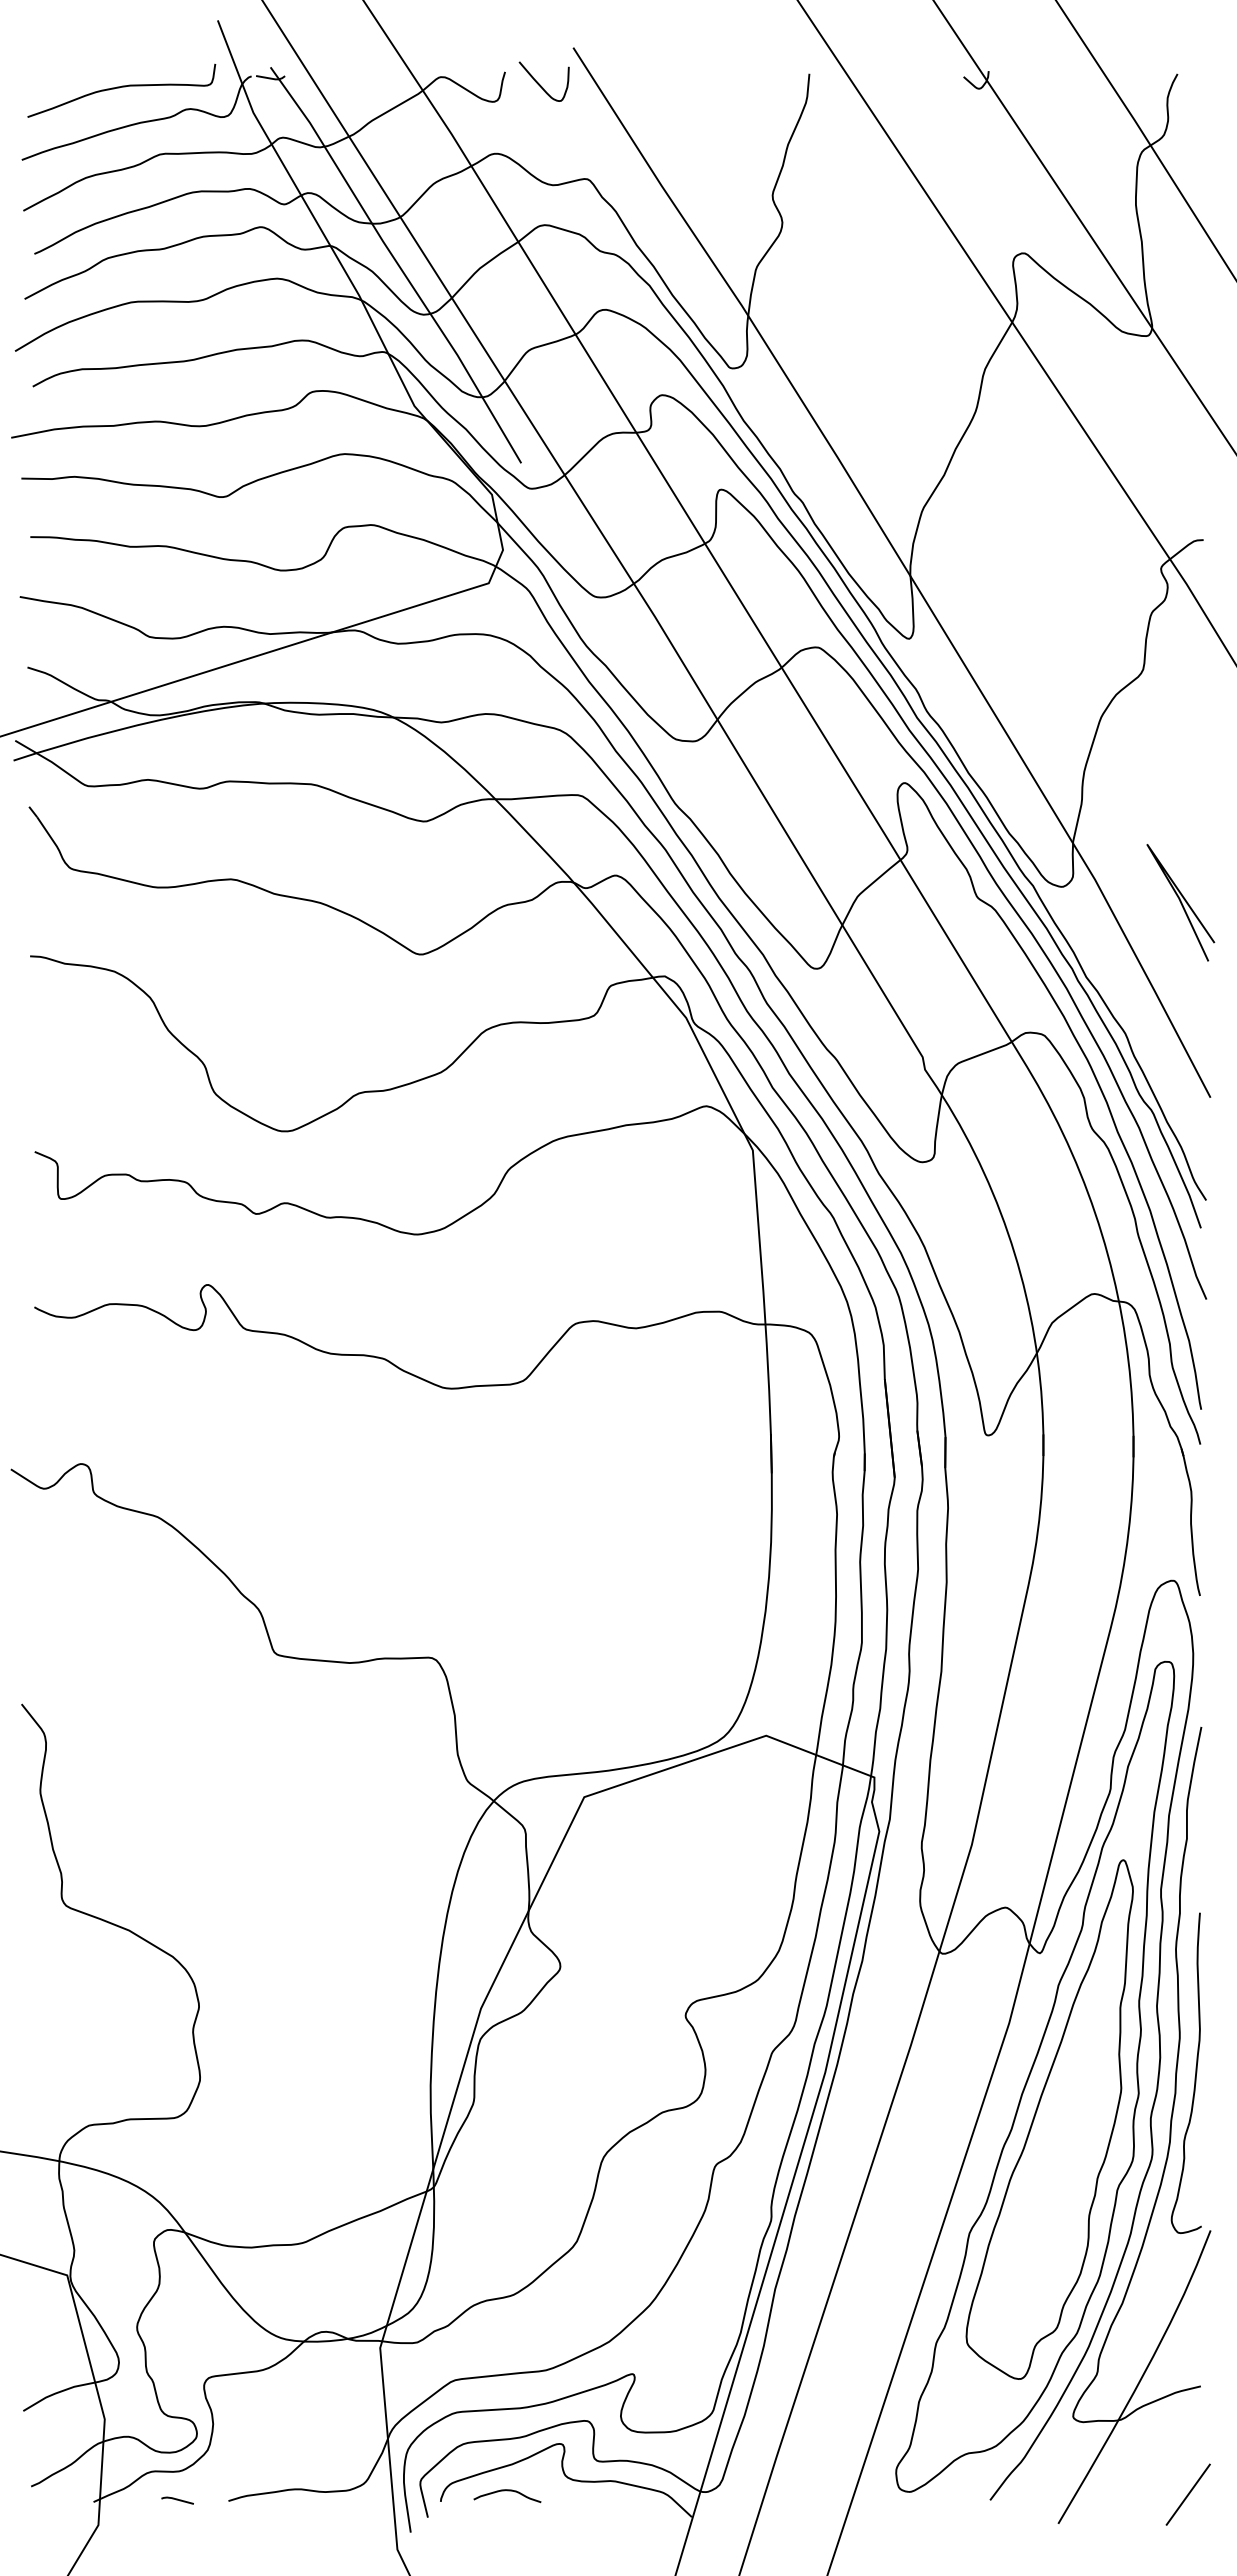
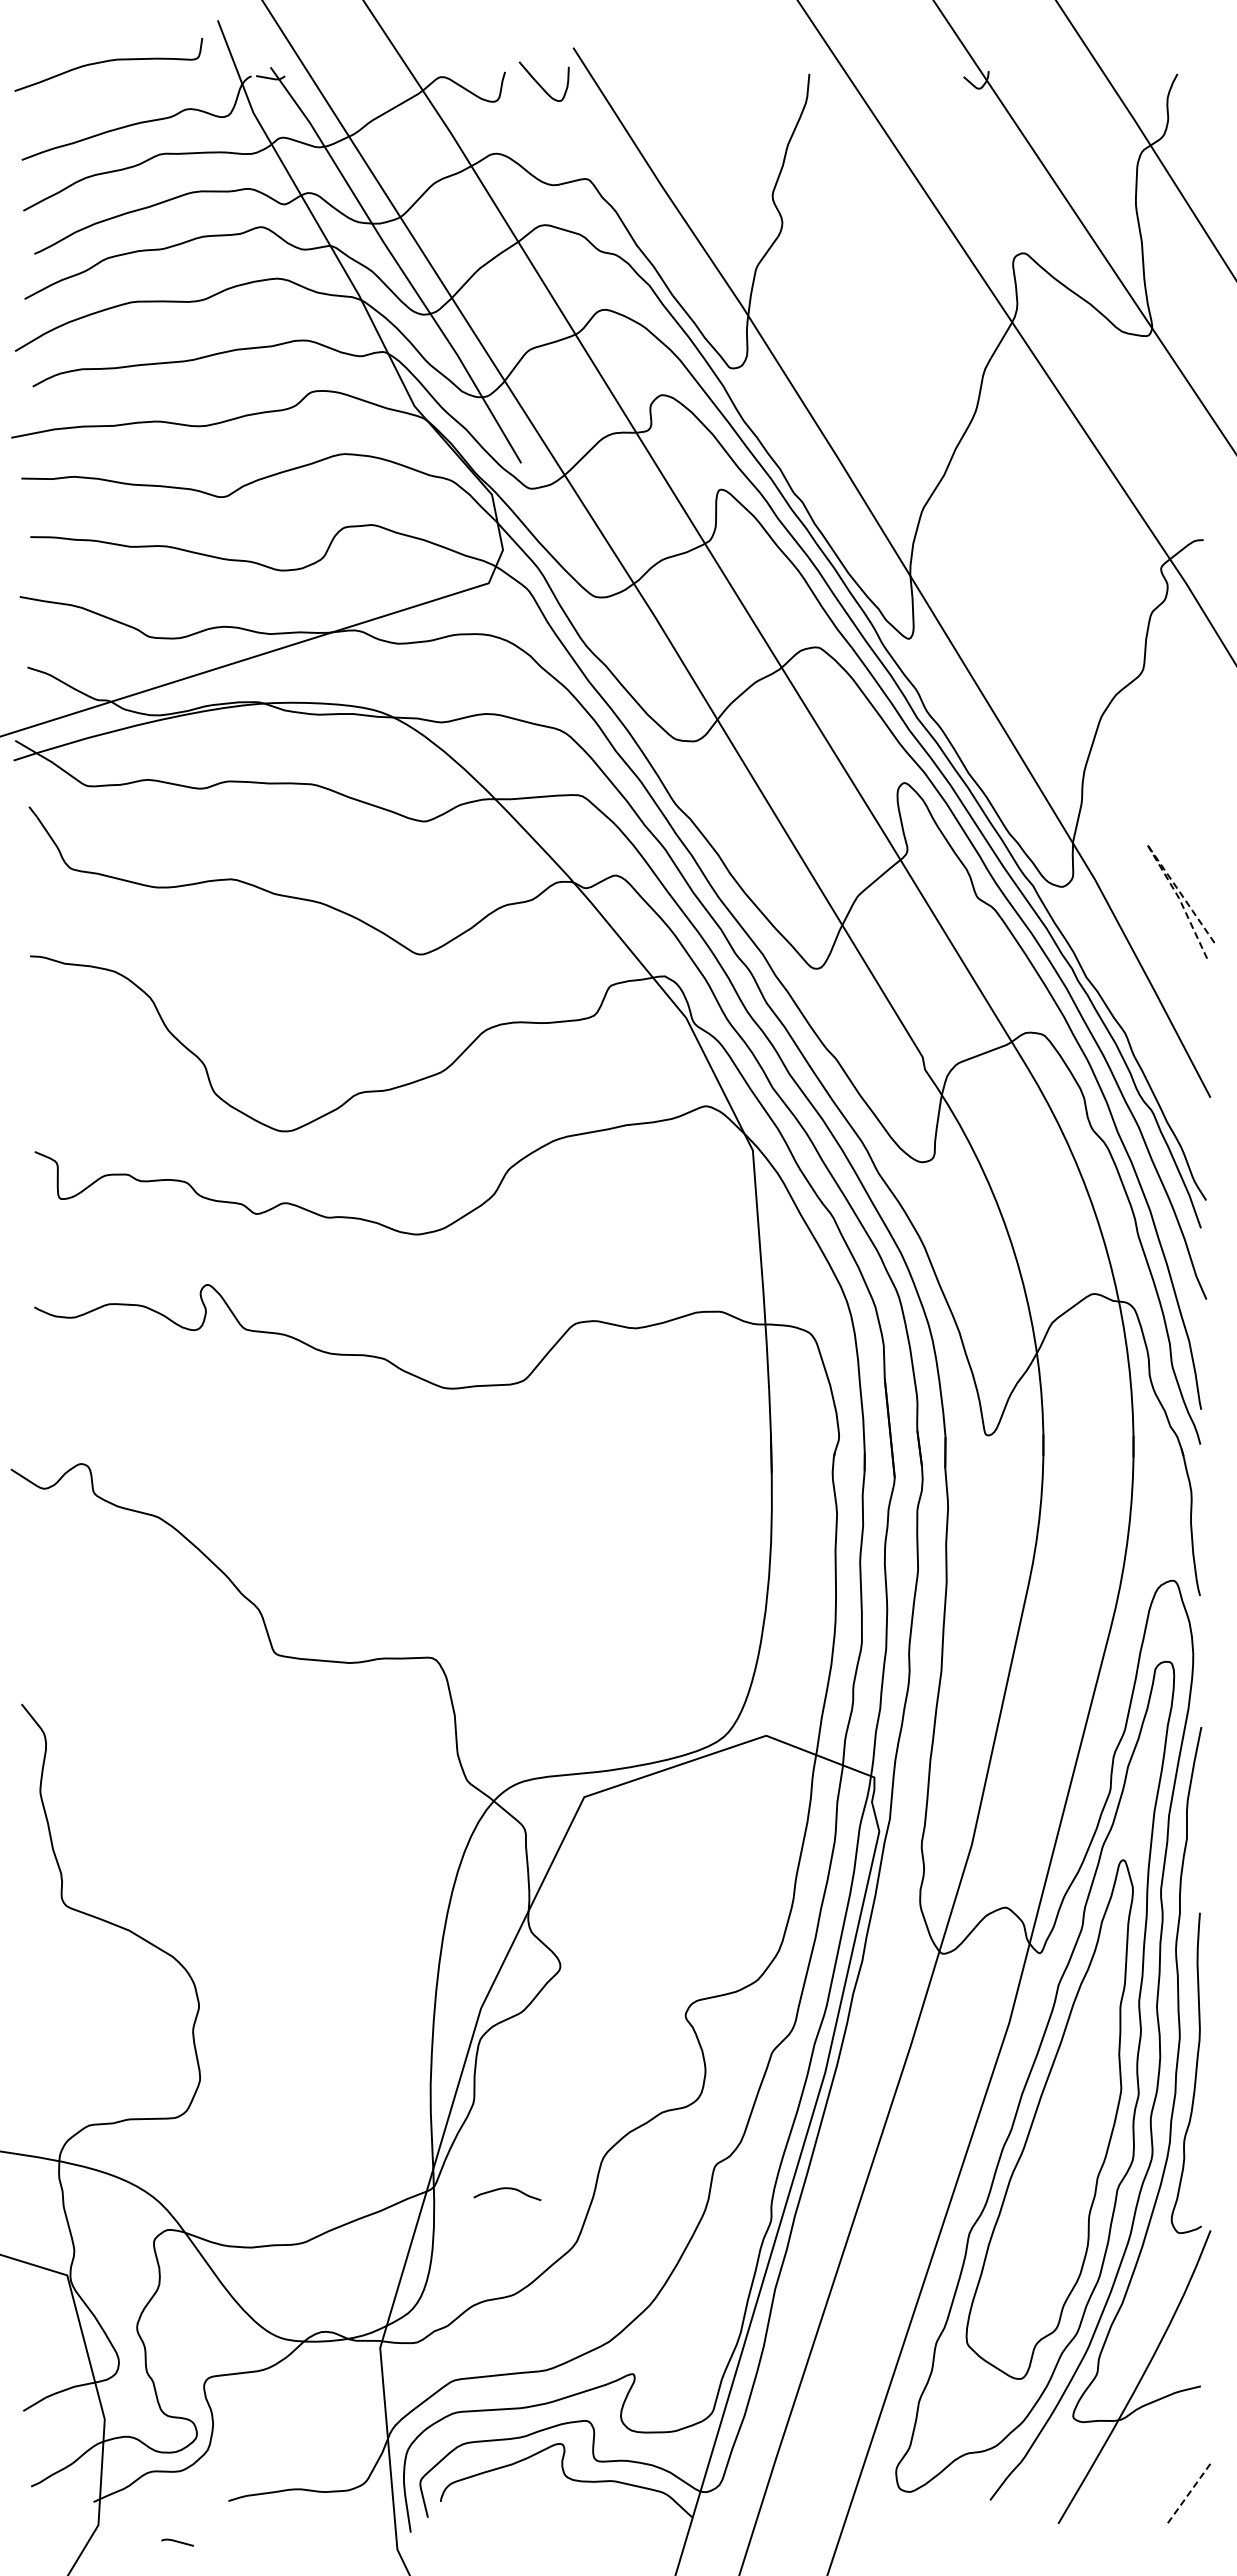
curve position: (119, 88) -> (106, 62) (106, 62)
line: solid -> dashed (1150, 850)
curve position: (507, 2491) -> (507, 2189) (507, 2189)
line: solid -> dashed (1188, 2494)
line position: (177, 2500) -> (177, 2542) (177, 2542)
